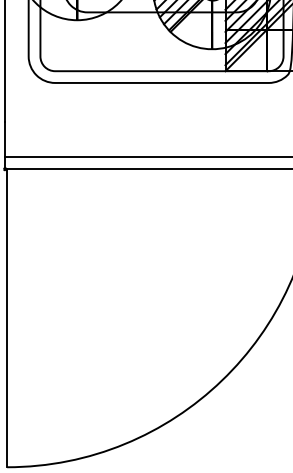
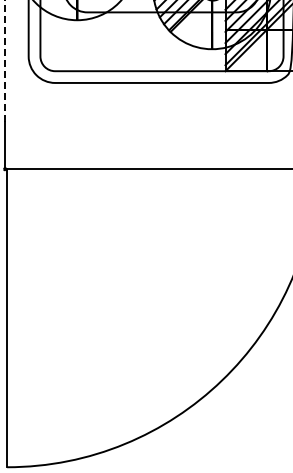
line: solid -> dashed (5, 61)
line: present -> none (147, 157)
